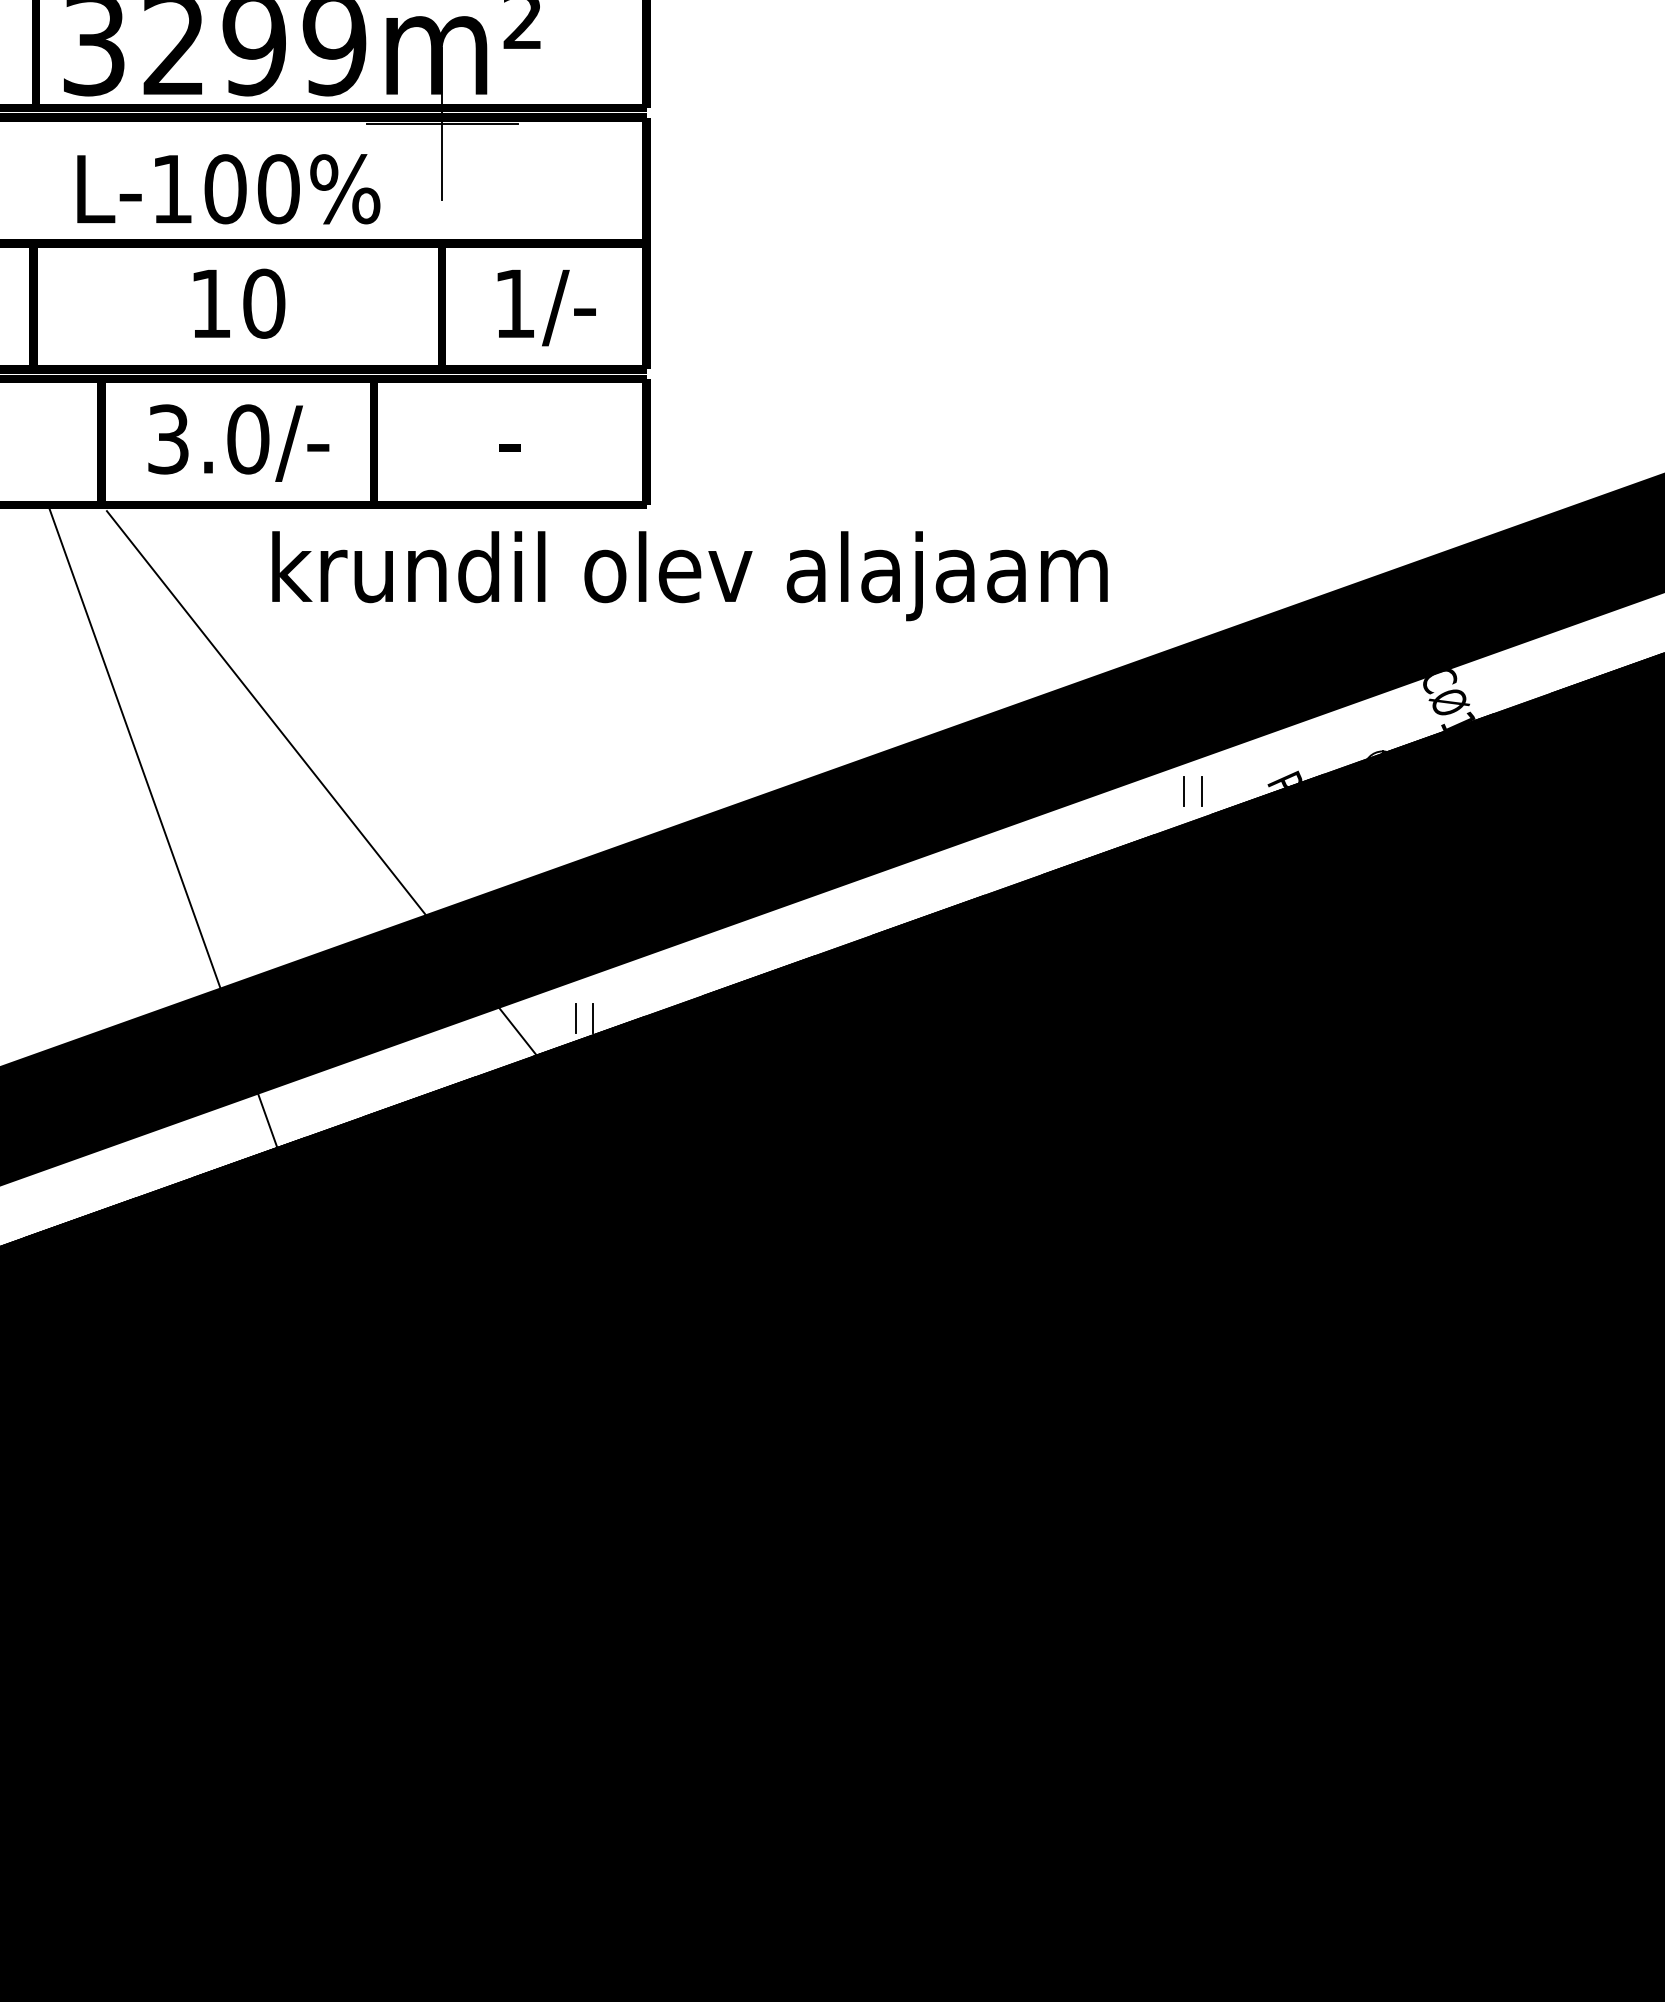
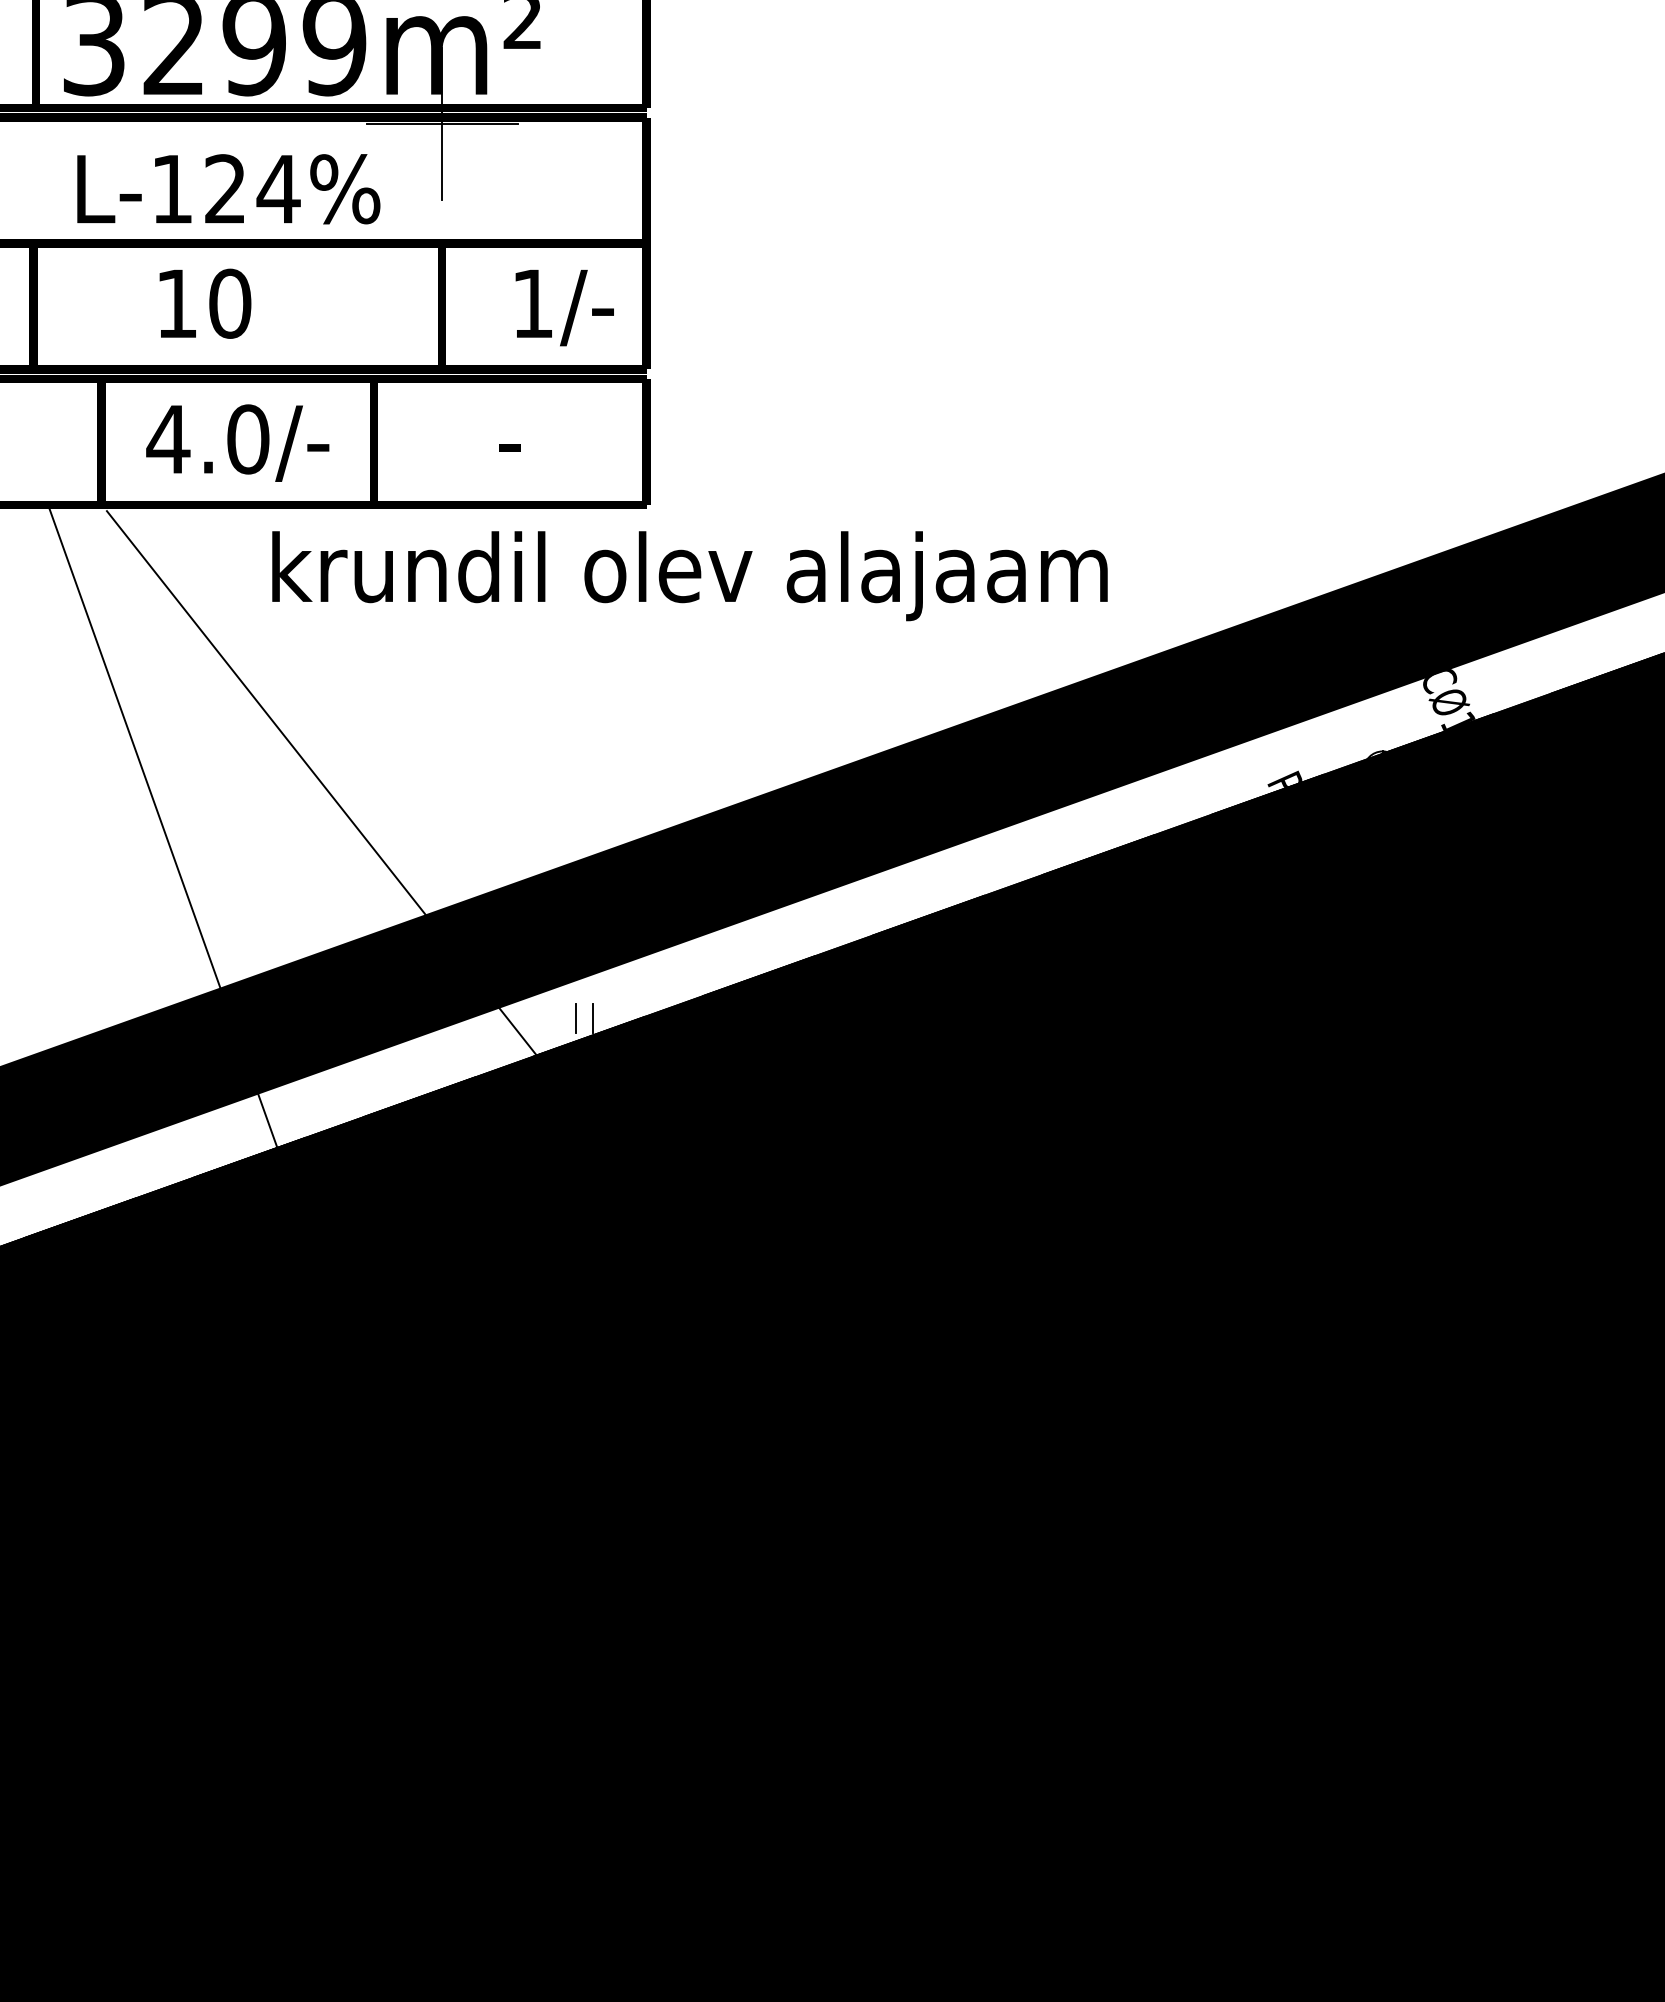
text: L-100% -> L-124% (252, 189)
text position: (239, 303) -> (205, 303) (205, 303)
text position: (546, 308) -> (564, 308) (564, 308)
text: 3.0/- -> 4.0/- (168, 439)
part: present -> none (1184, 791)
